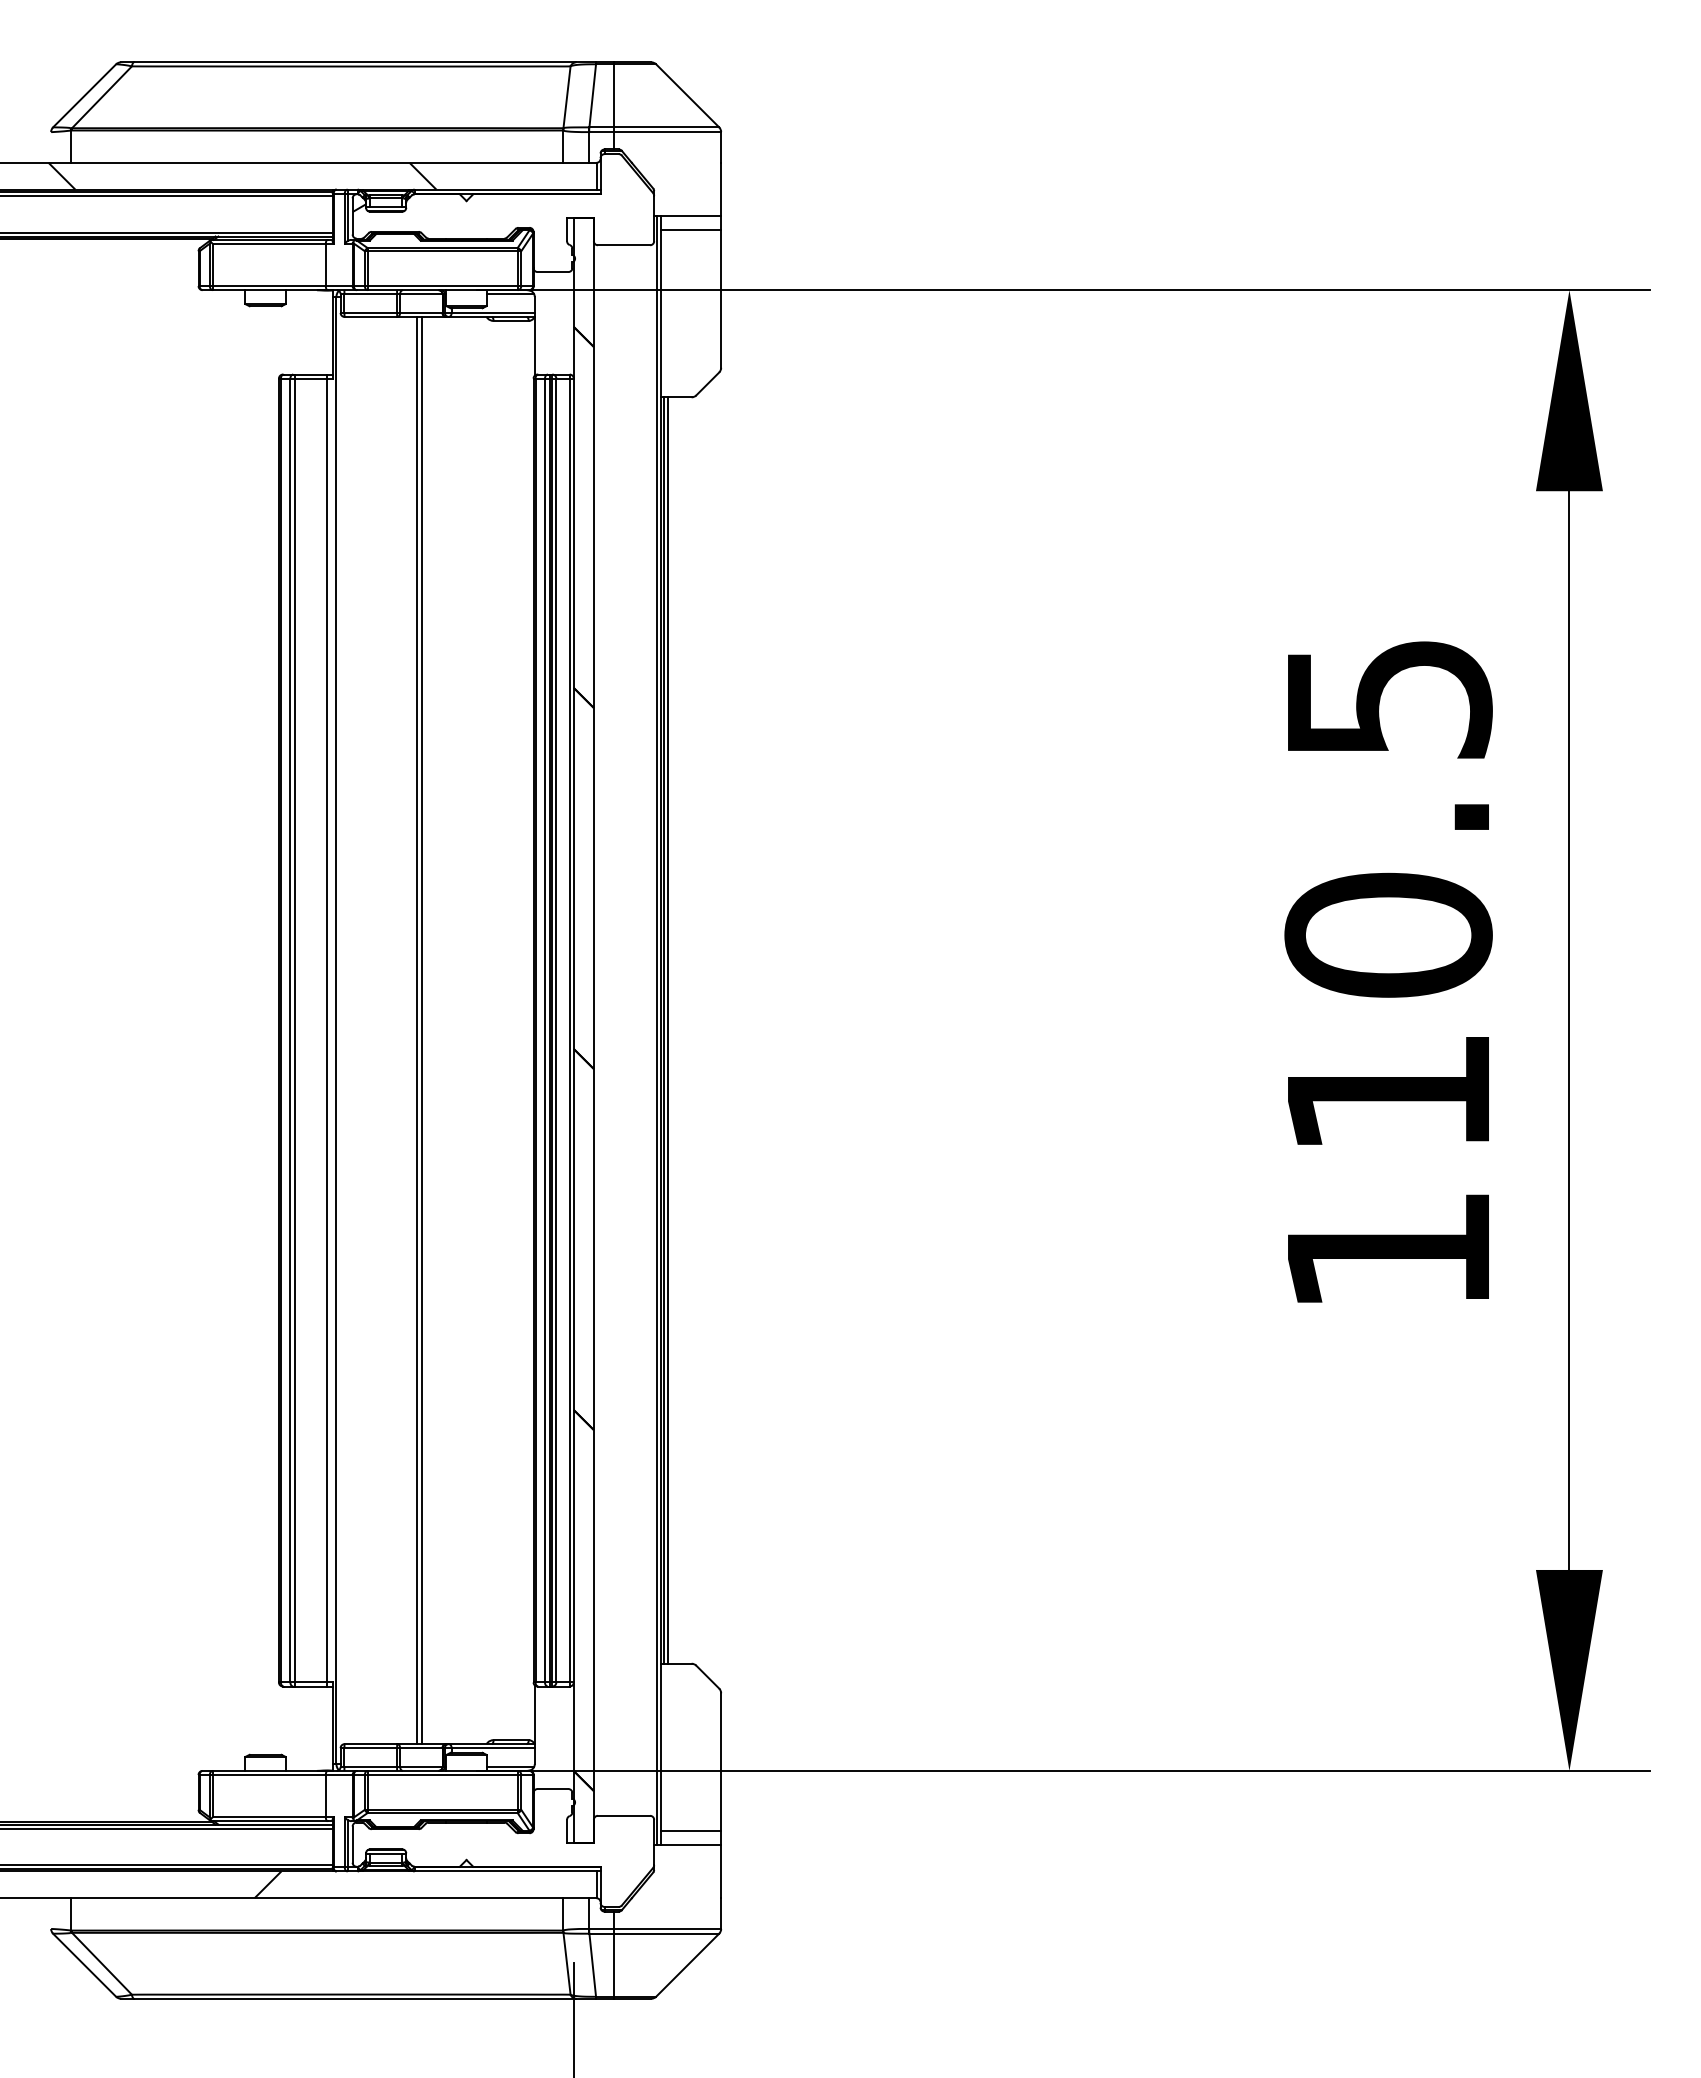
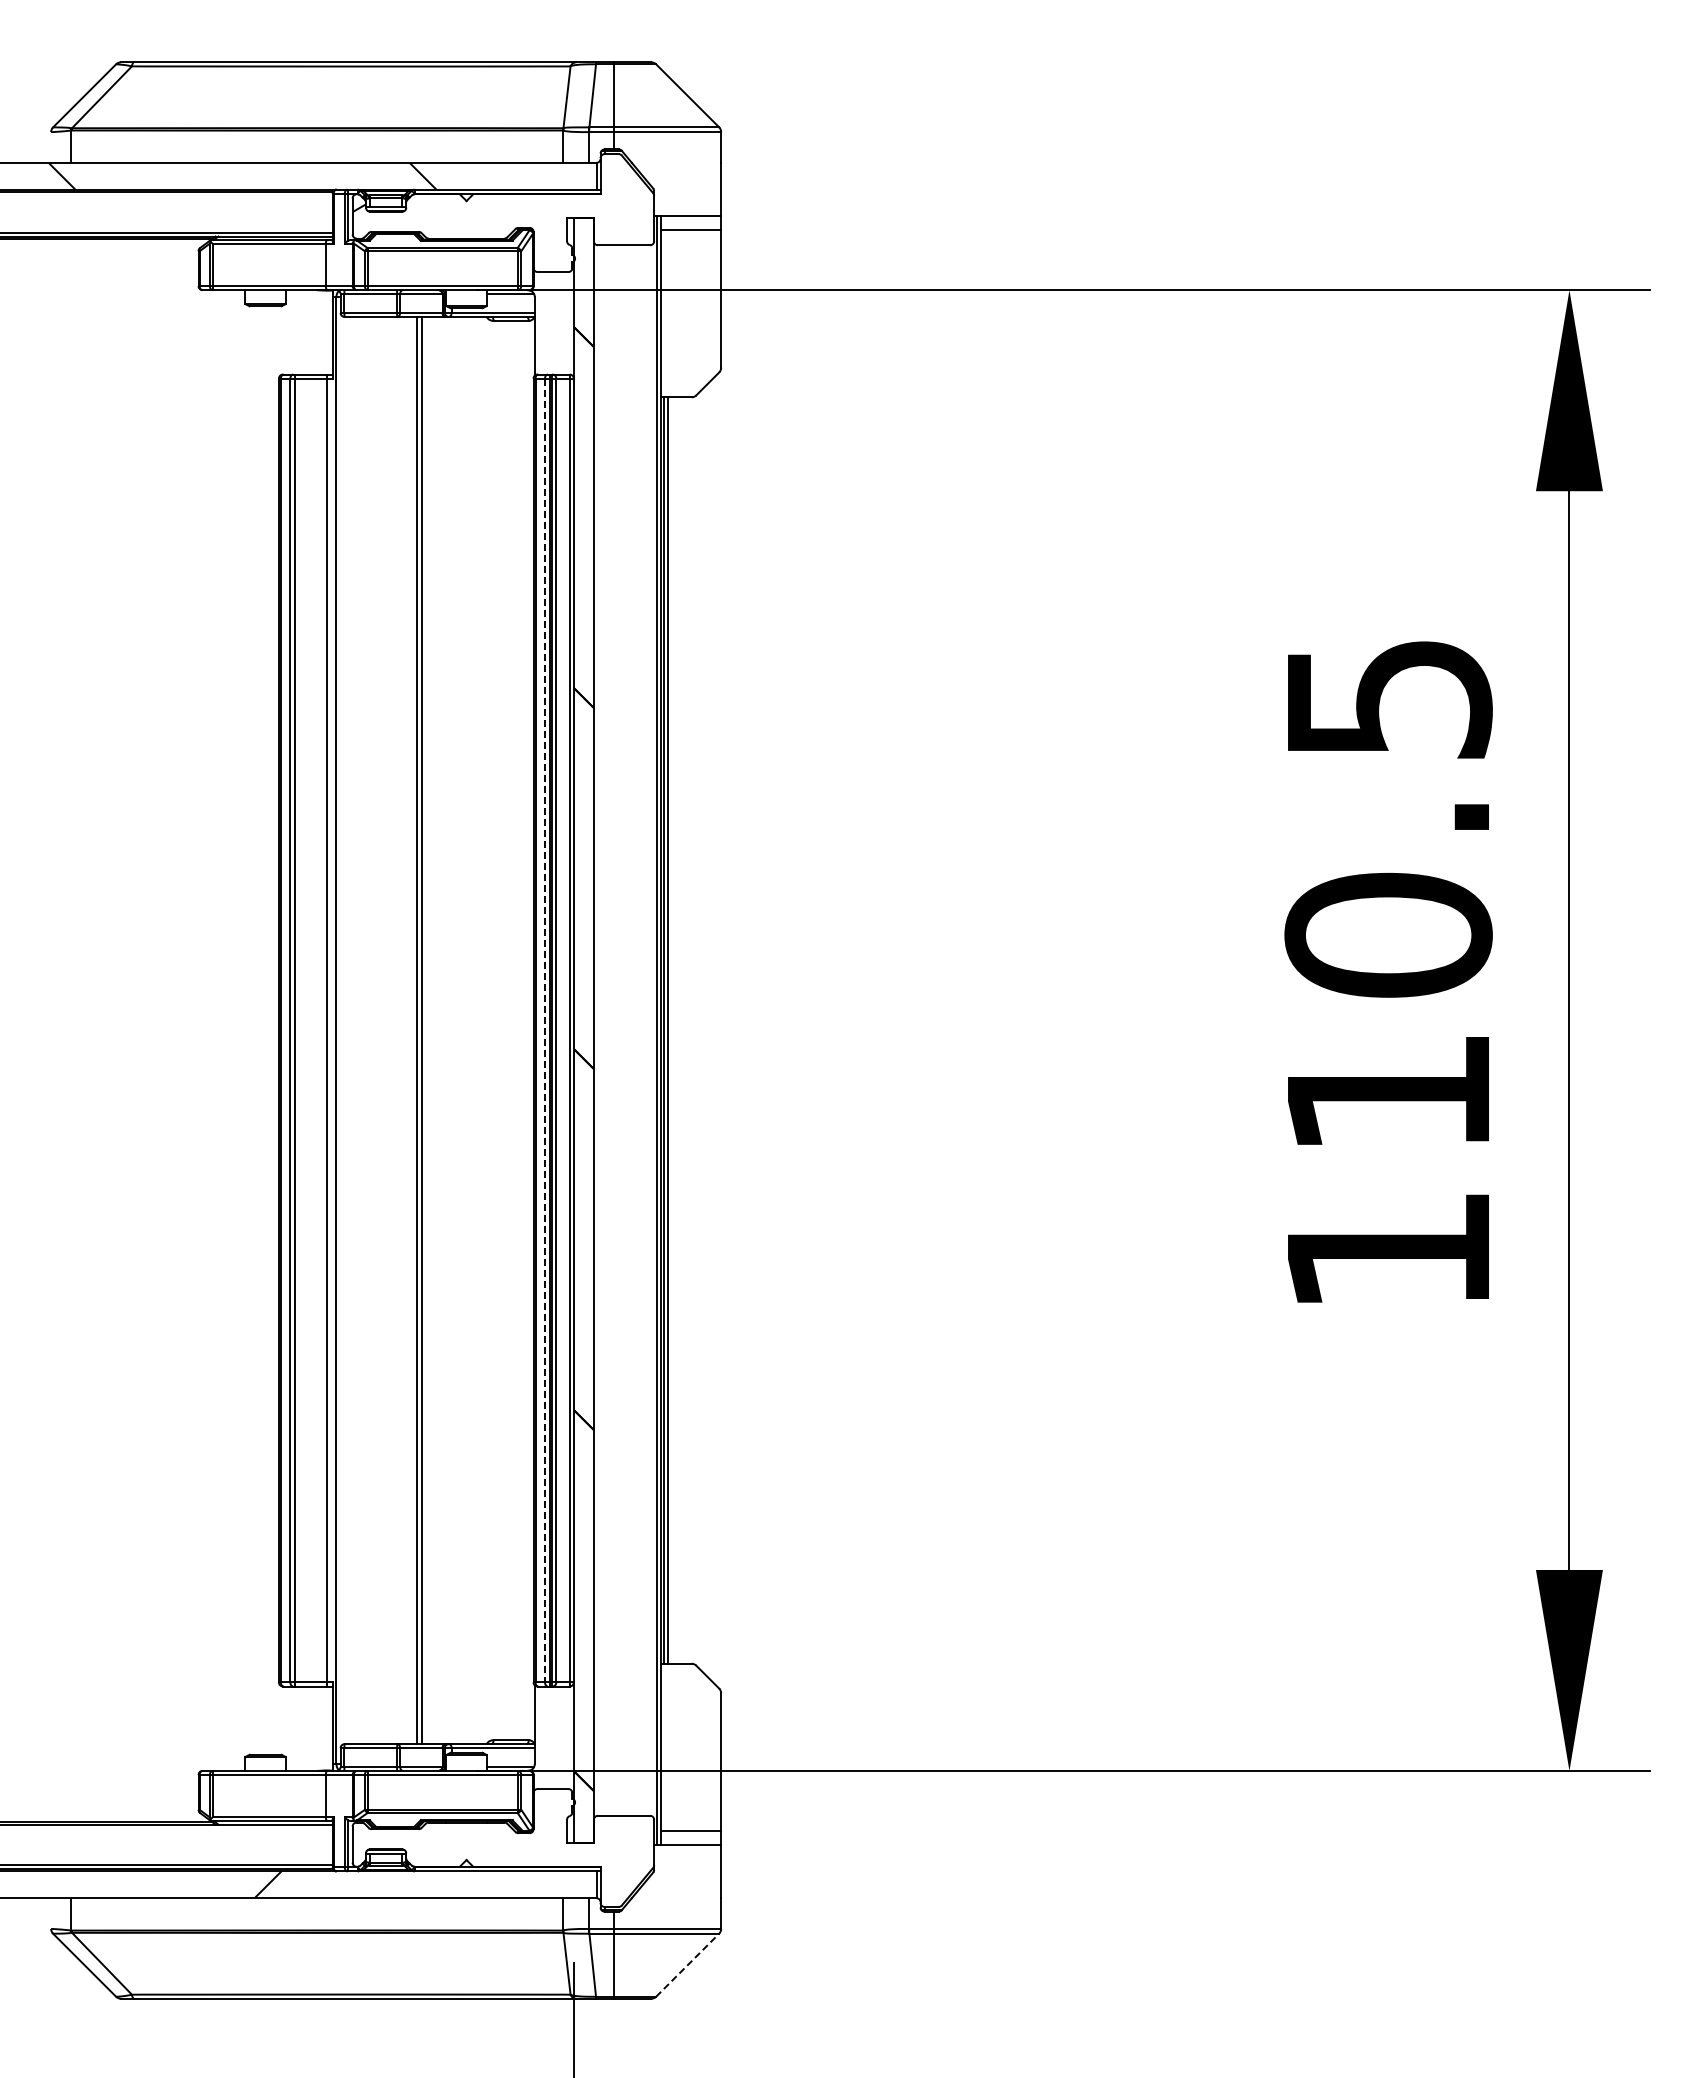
line: present -> none (167, 196)
line: solid -> dashed (545, 1030)
line: present -> none (167, 1828)
line: solid -> dashed (687, 1965)
